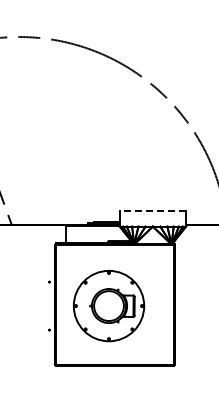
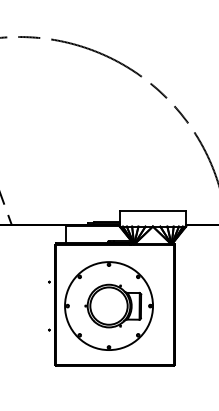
line: dashed -> solid (152, 210)
part size: 74x73 px -> 90x90 px (108, 305)
